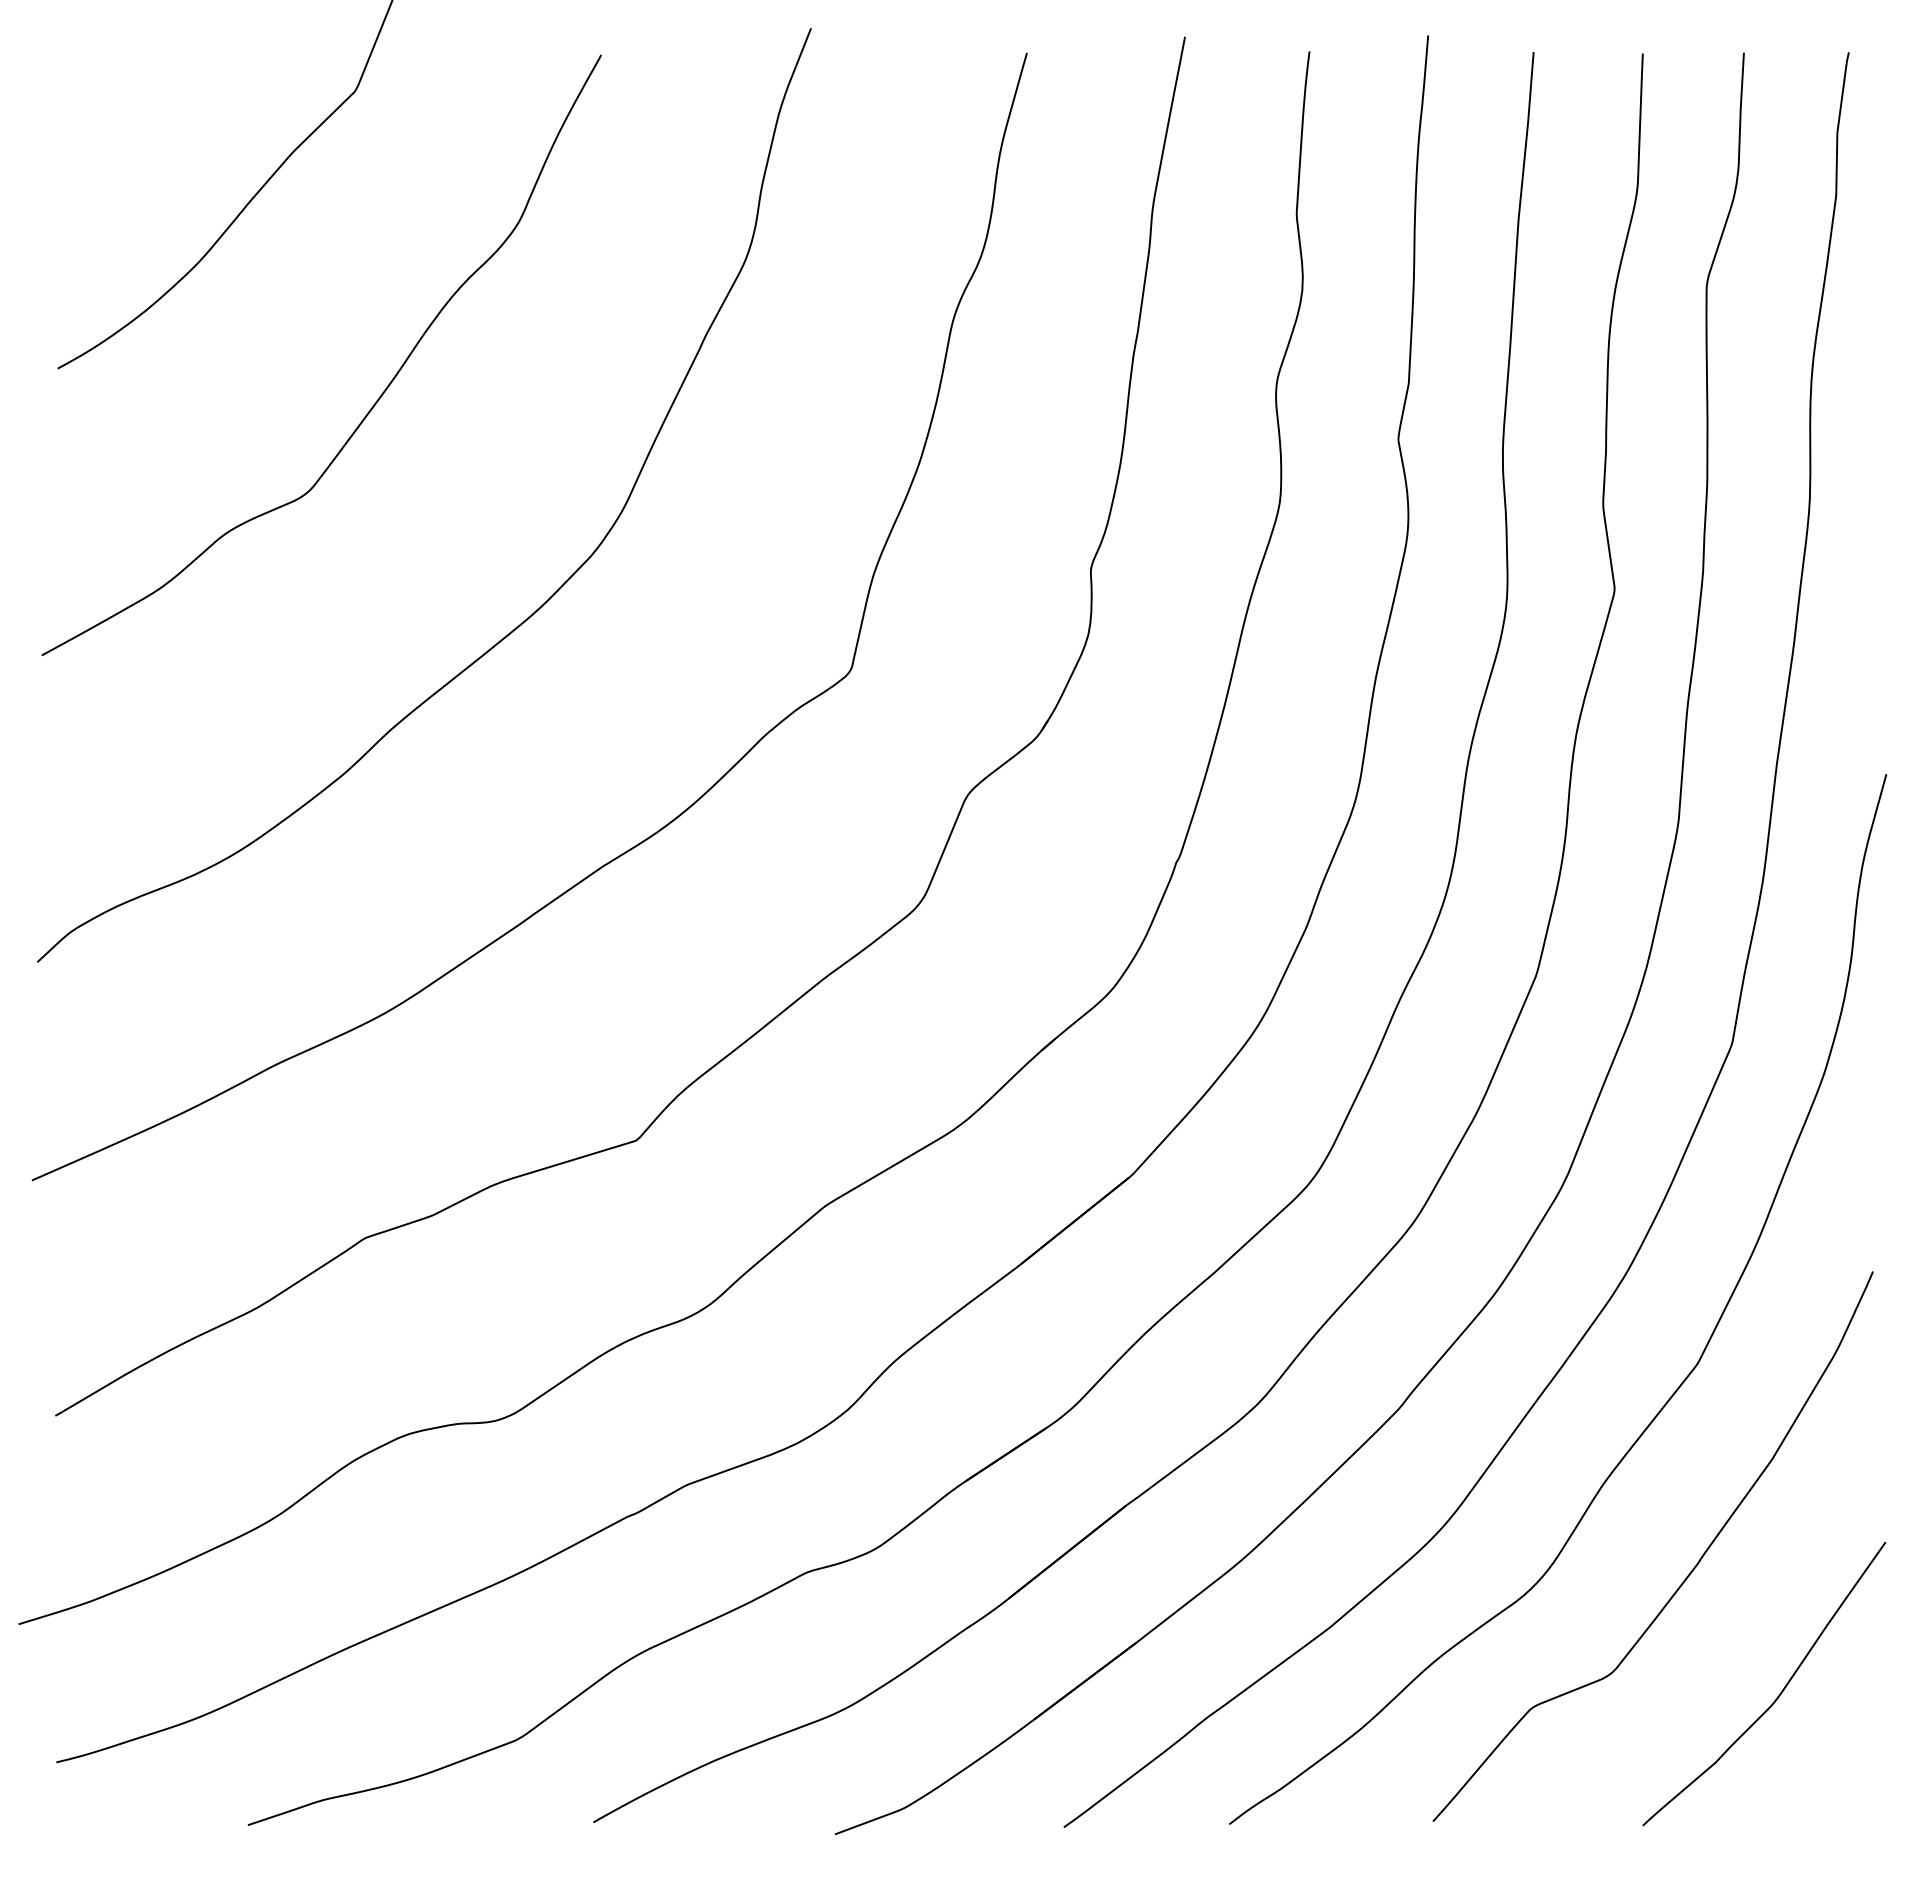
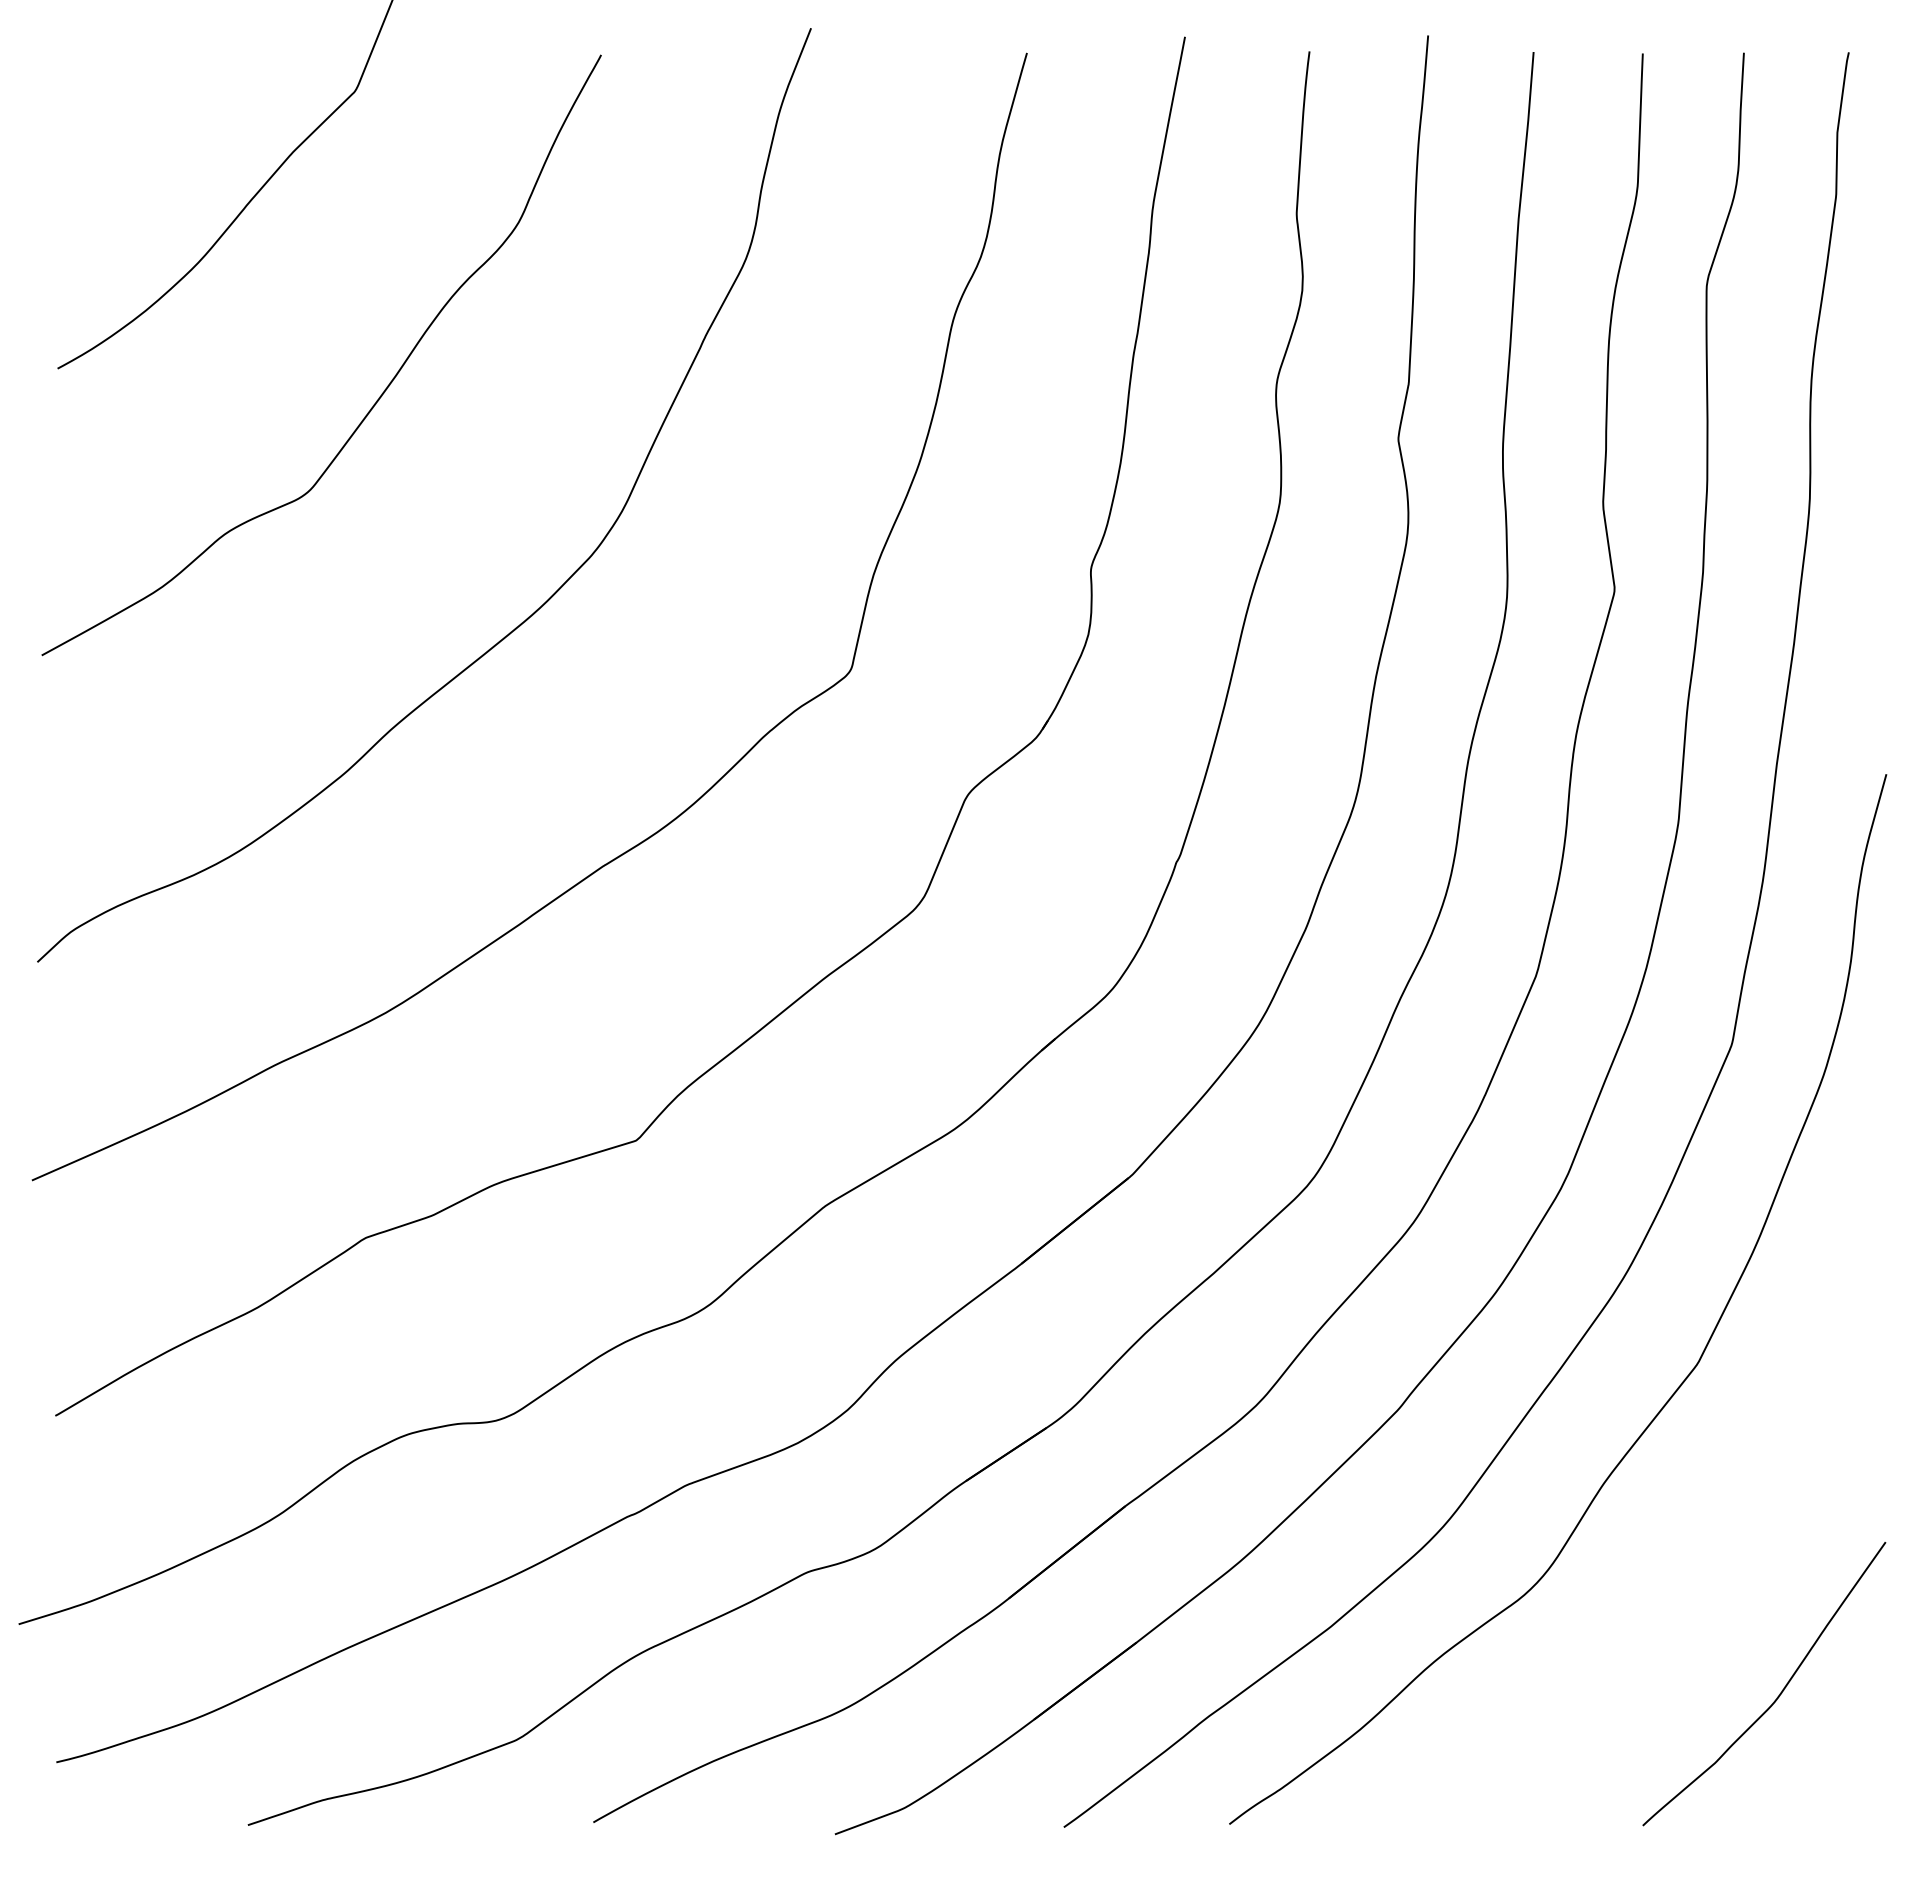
curve: present -> none (1686, 1576)
